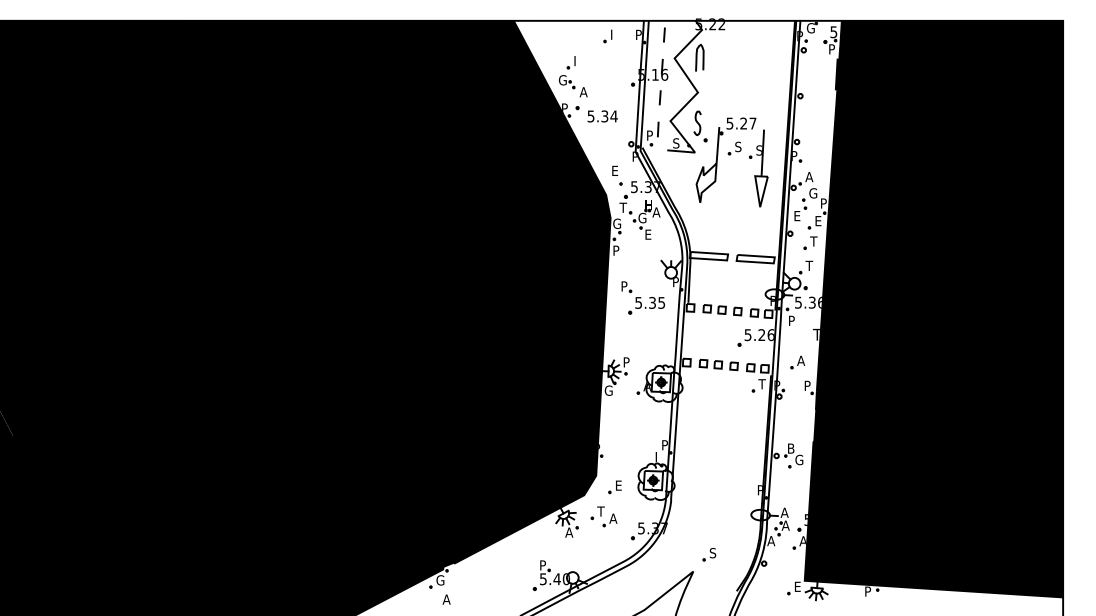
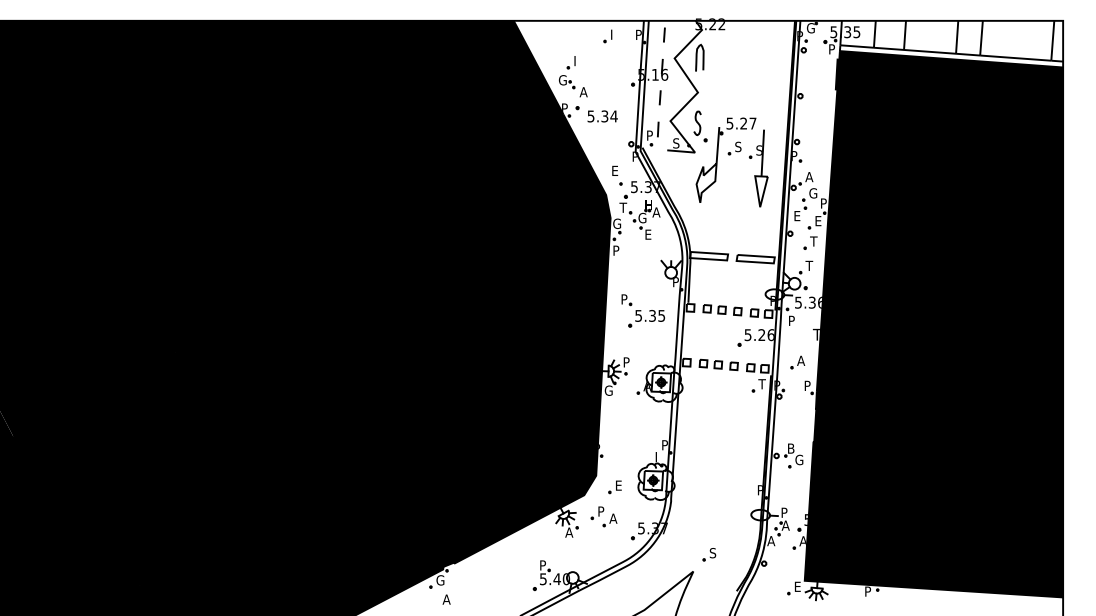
fill: present -> none (951, 43)
part position: (642, 297) -> (642, 310) (642, 310)
text: T -> P (600, 511)
text: A -> P (784, 512)
